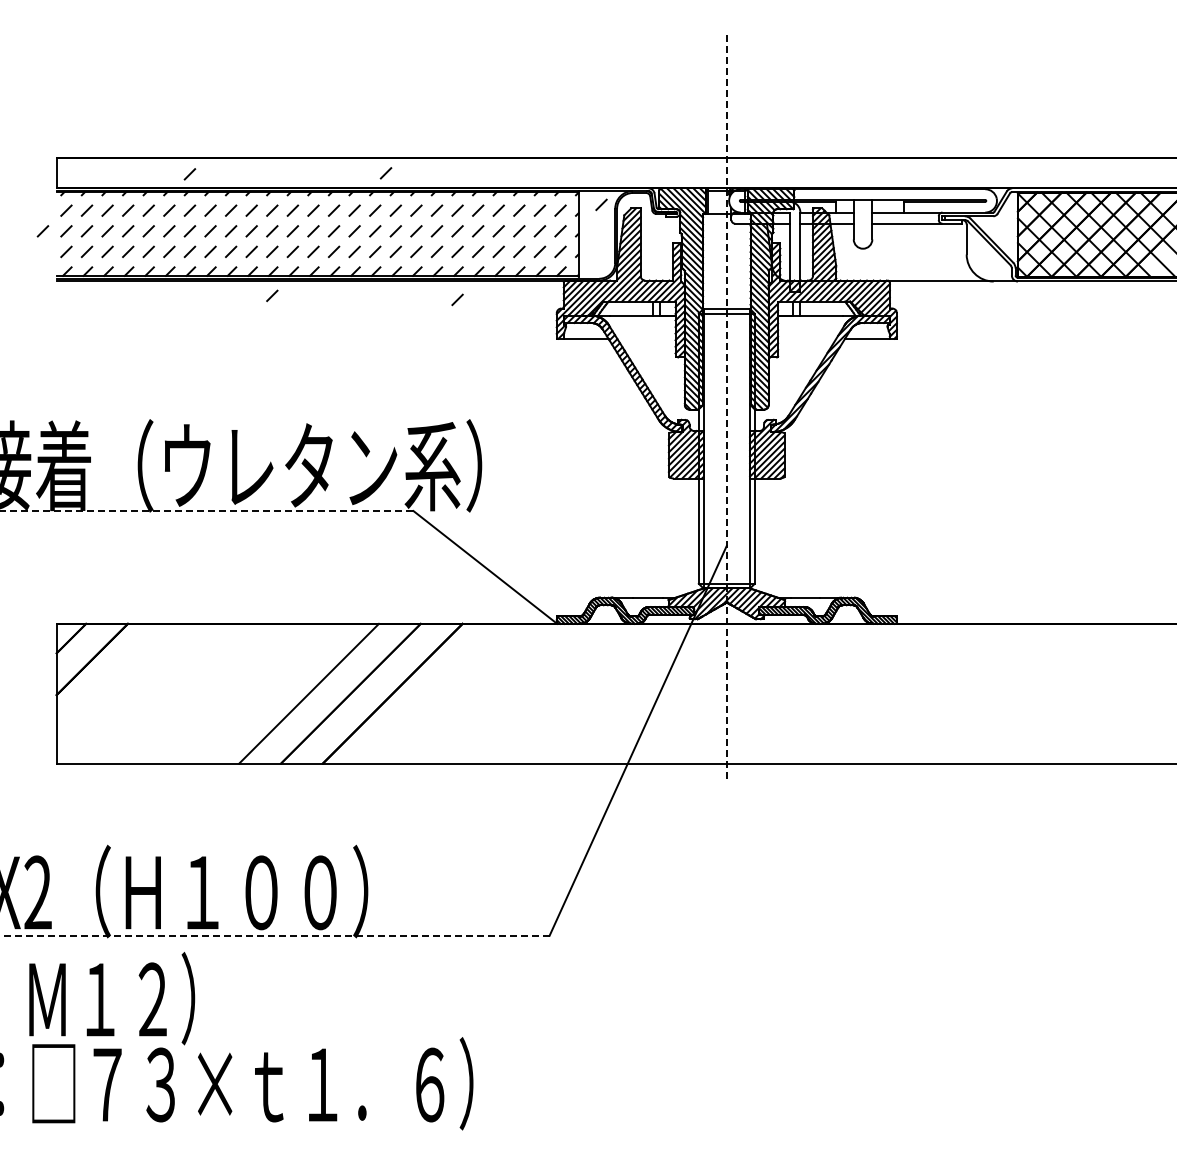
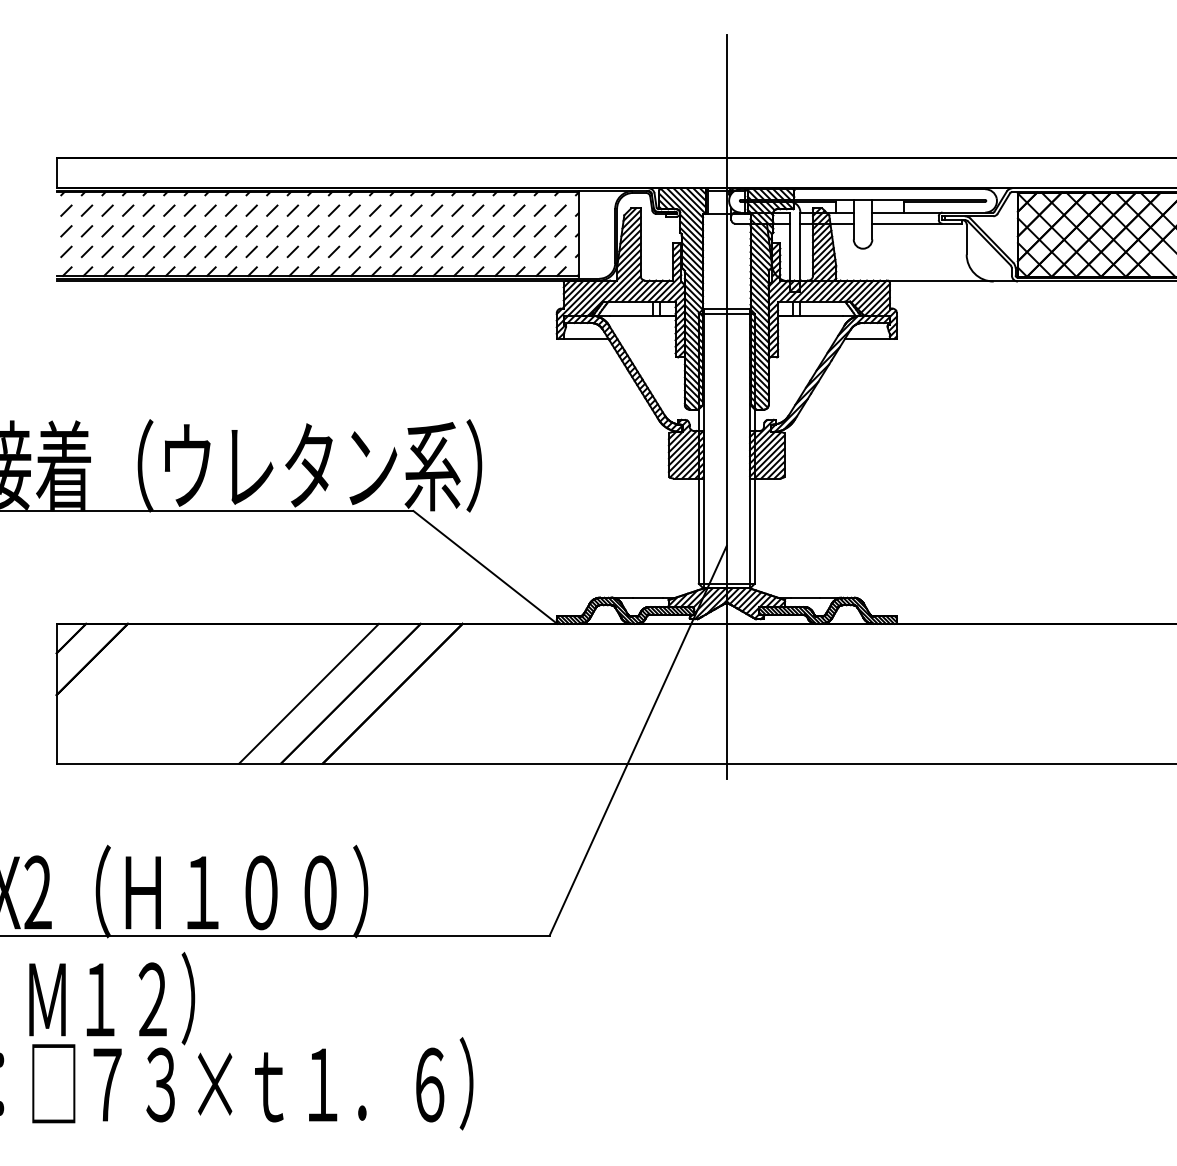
line: present -> none (385, 173)
line: present -> none (189, 174)
line: present -> none (601, 204)
line: present -> none (42, 231)
line: present -> none (272, 295)
line: present -> none (457, 299)
line: dashed -> solid (726, 407)
line: dashed -> solid (206, 511)
line: dashed -> solid (274, 935)
